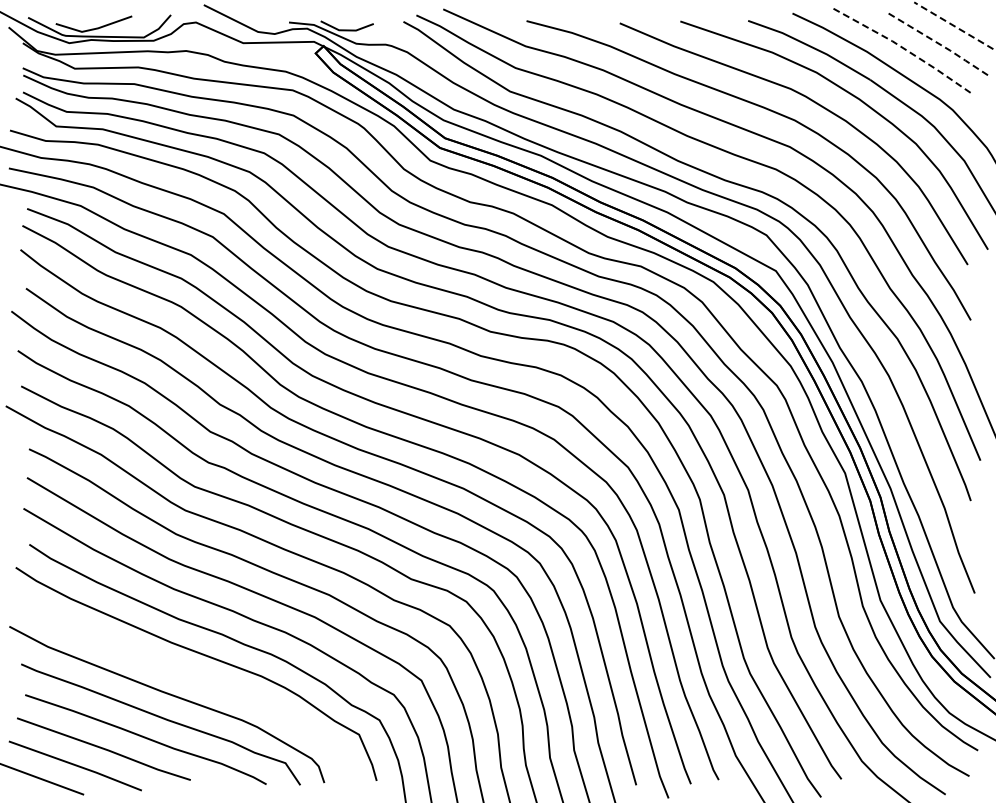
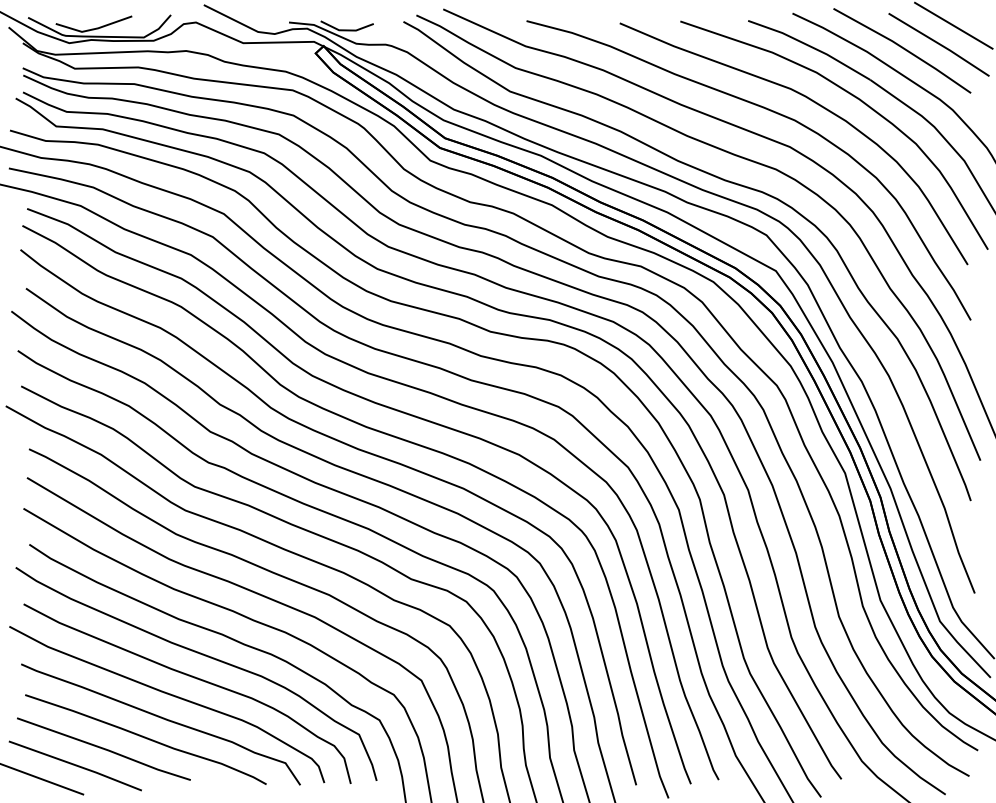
line: dashed -> solid (953, 25)
line: dashed -> solid (940, 44)
line: dashed -> solid (903, 48)
curve: none -> present (191, 677)
